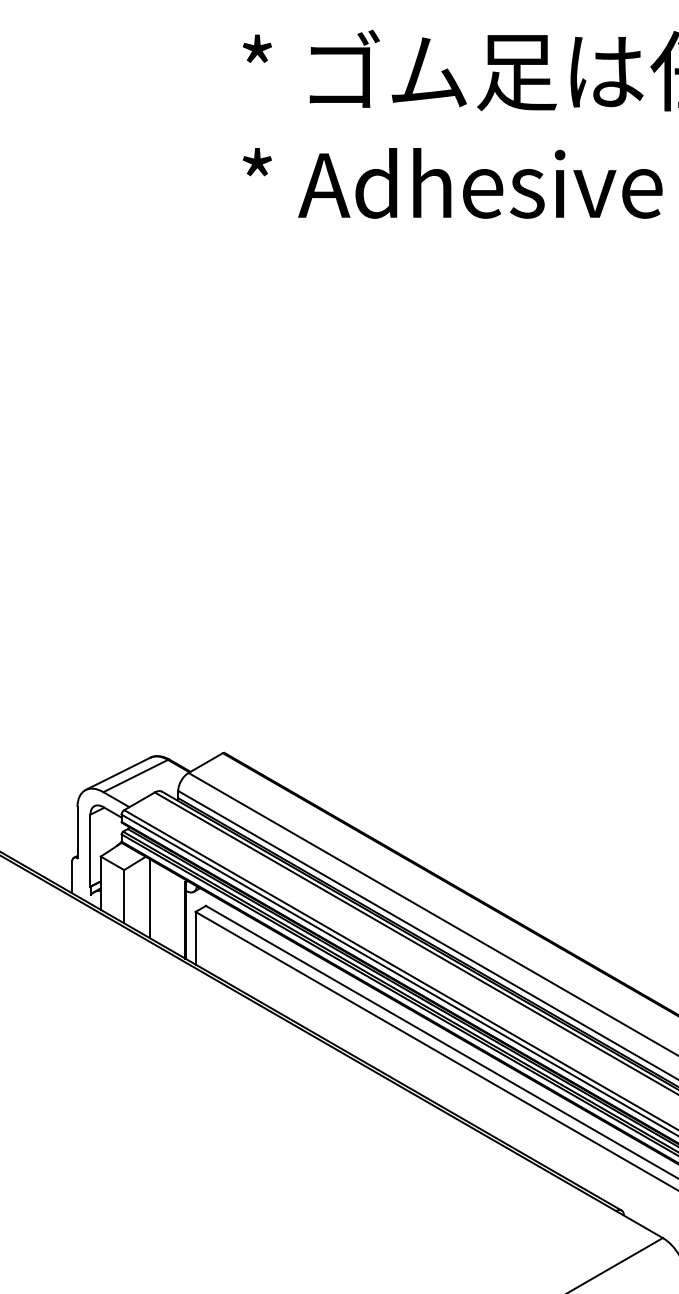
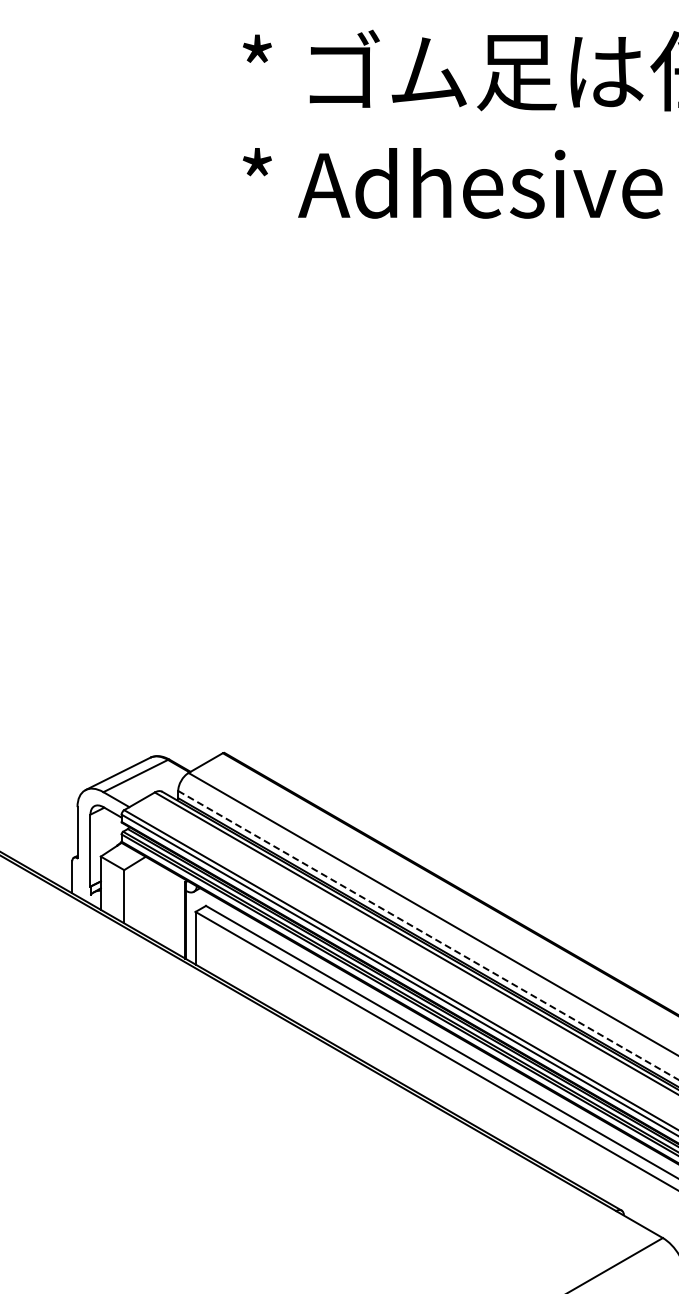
line: present -> none (150, 898)
line: solid -> dashed (428, 935)
